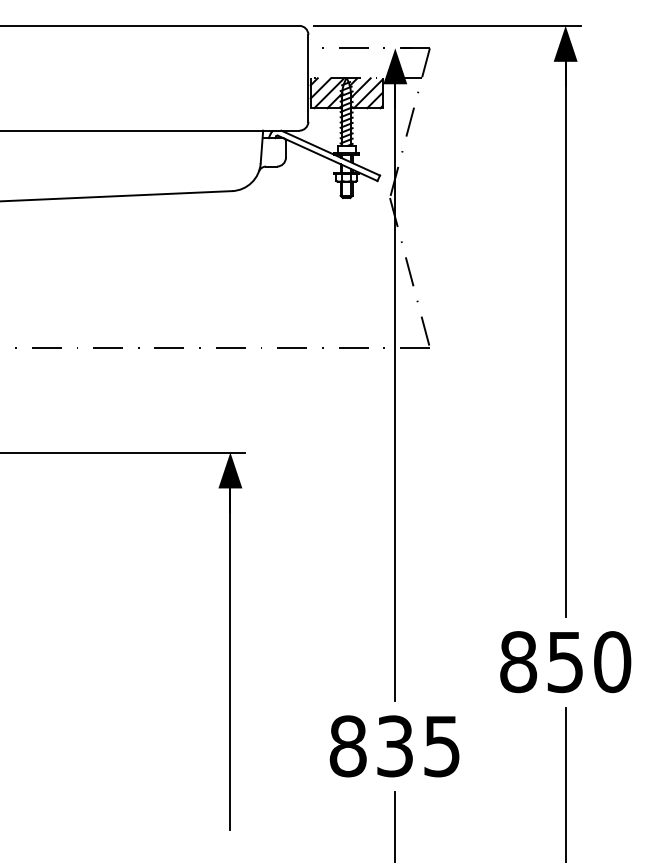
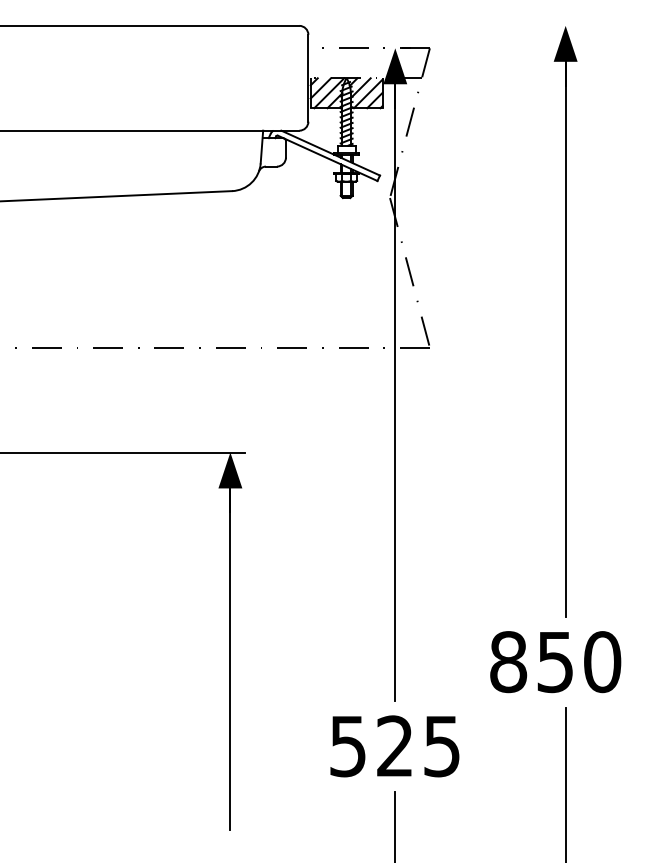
line: present -> none (447, 25)
text position: (565, 662) -> (555, 662) (555, 662)
text: 835 -> 525 (370, 746)
